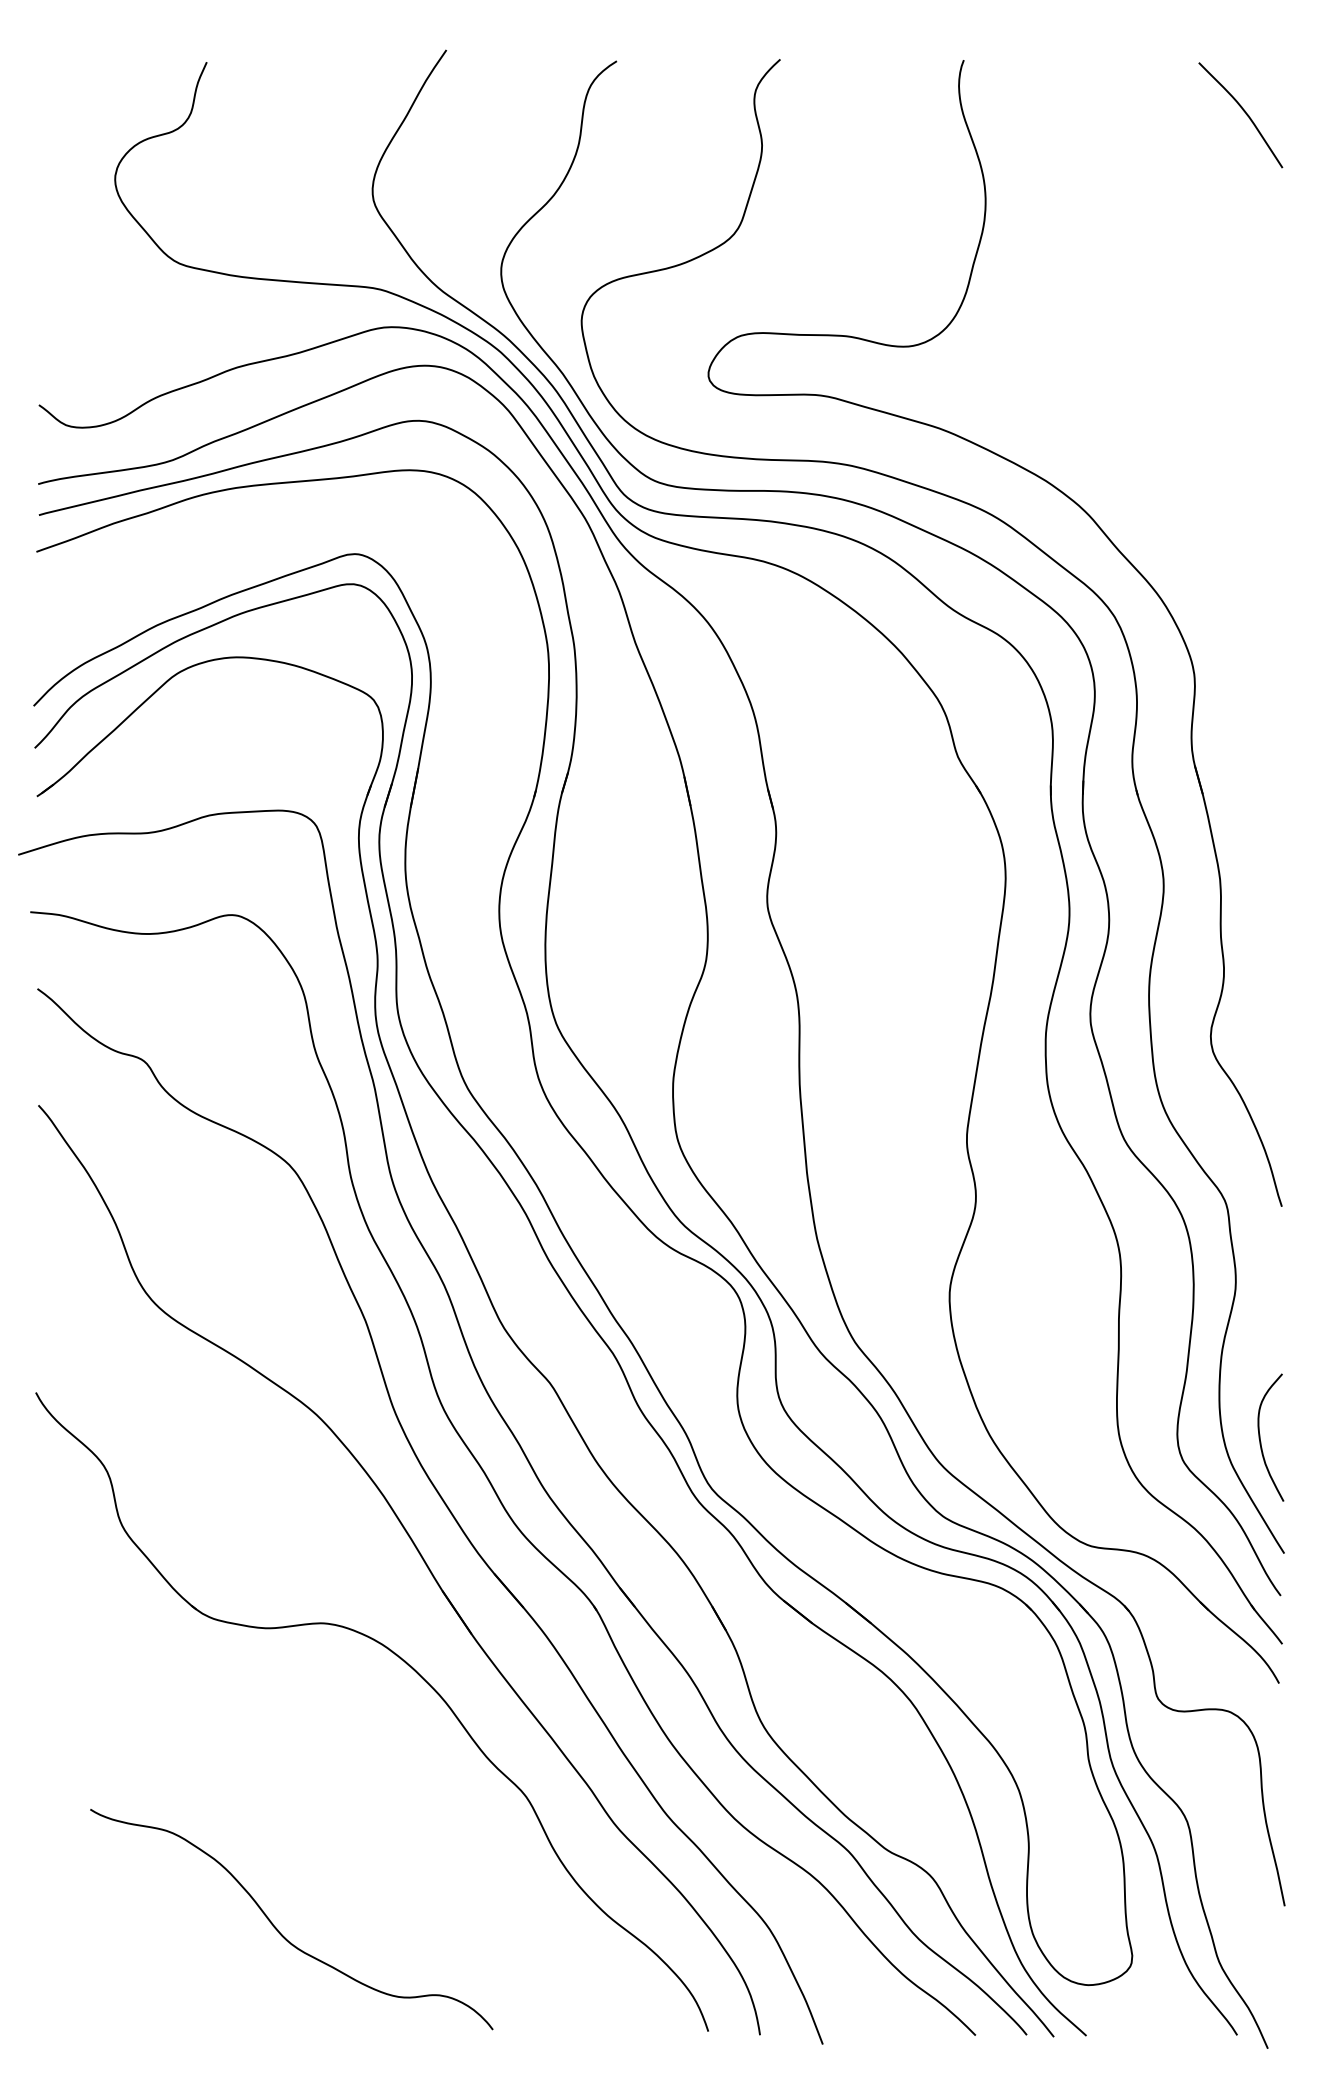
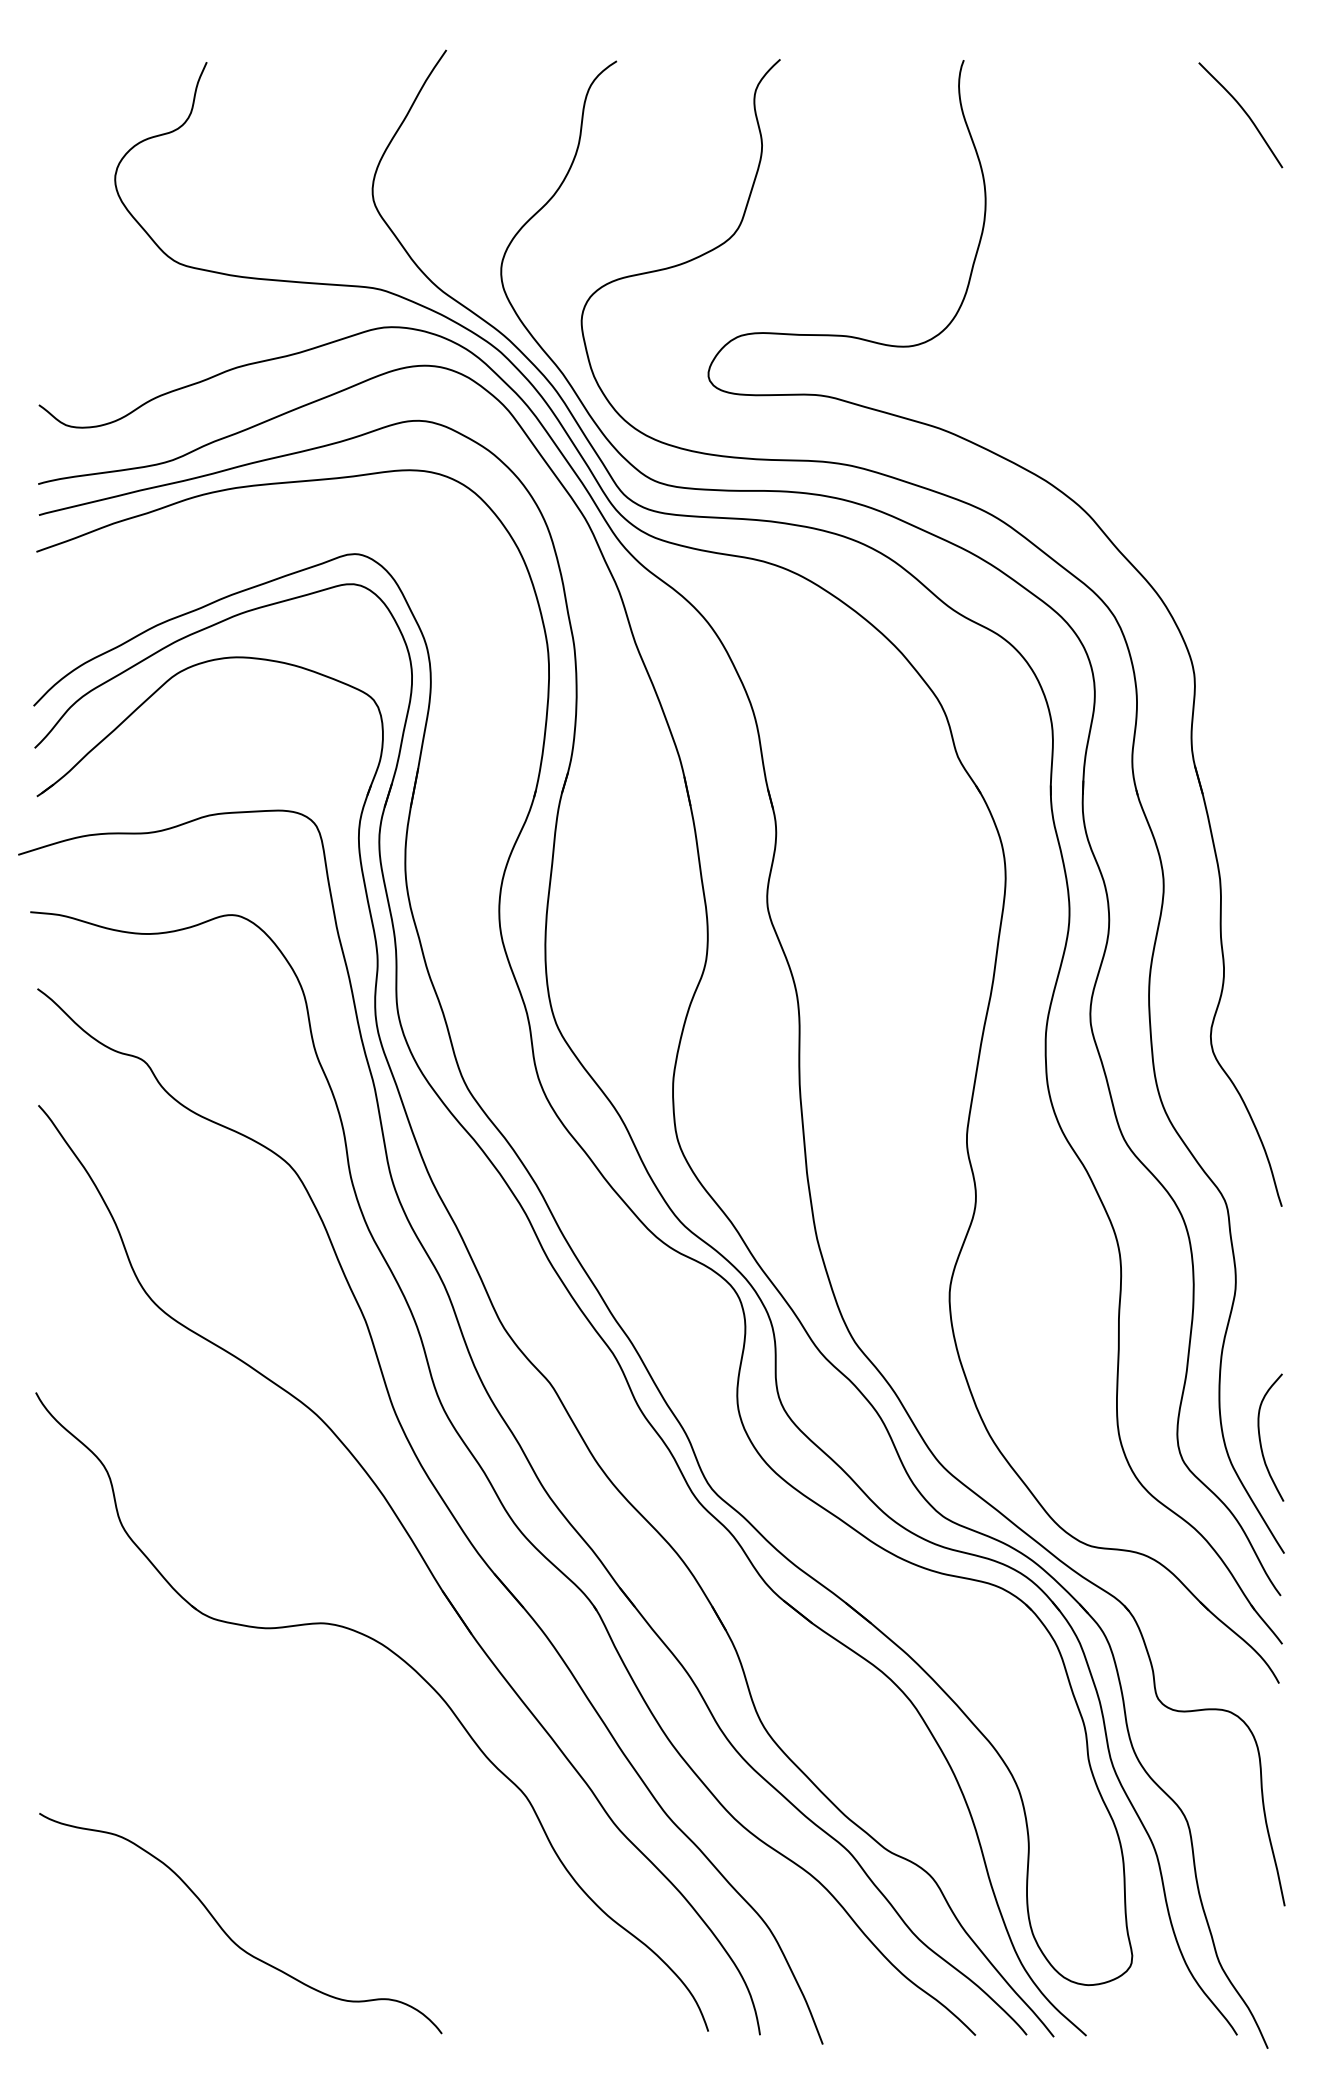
curve position: (277, 1928) -> (226, 1932) (226, 1932)
